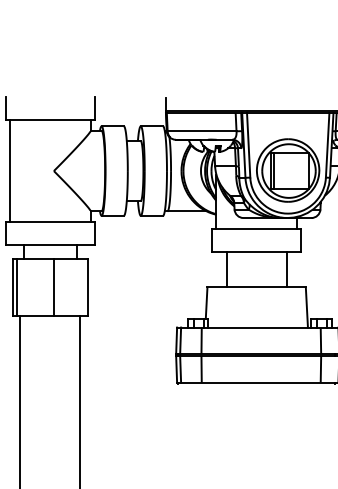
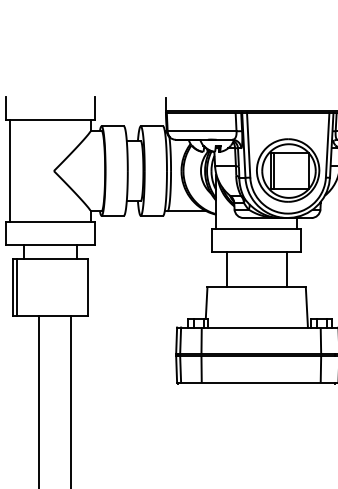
line: present -> none (54, 287)
line position: (20, 400) -> (39, 400) (39, 400)
line position: (80, 400) -> (71, 400) (71, 400)
